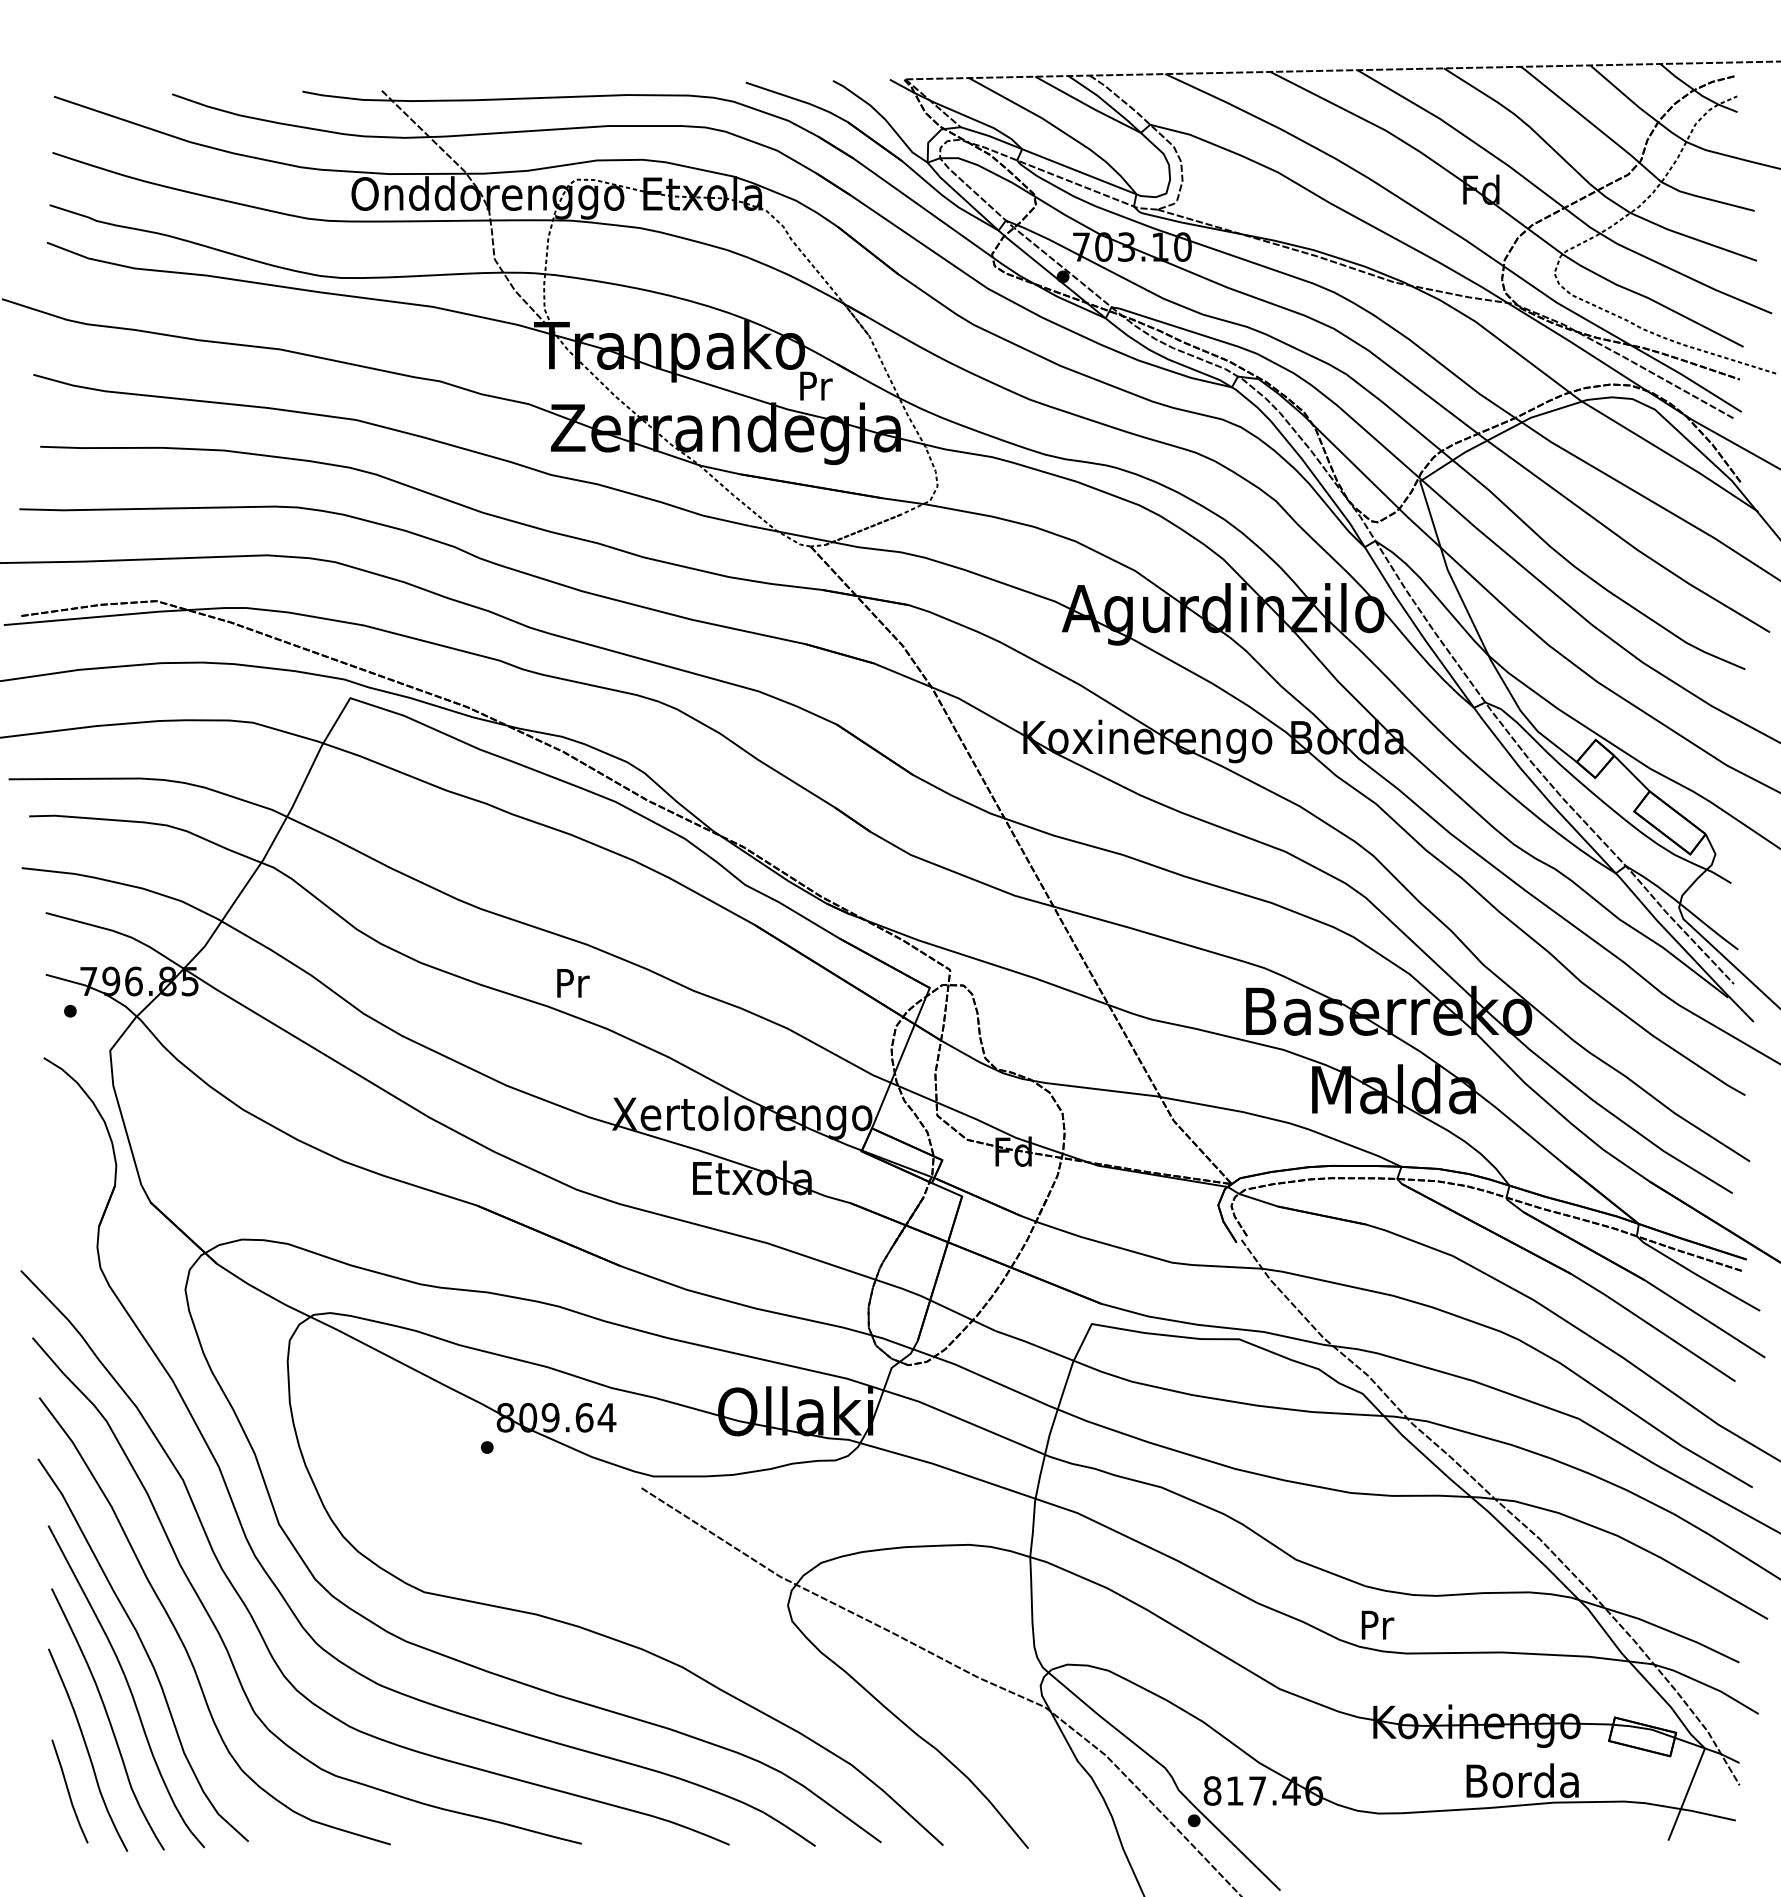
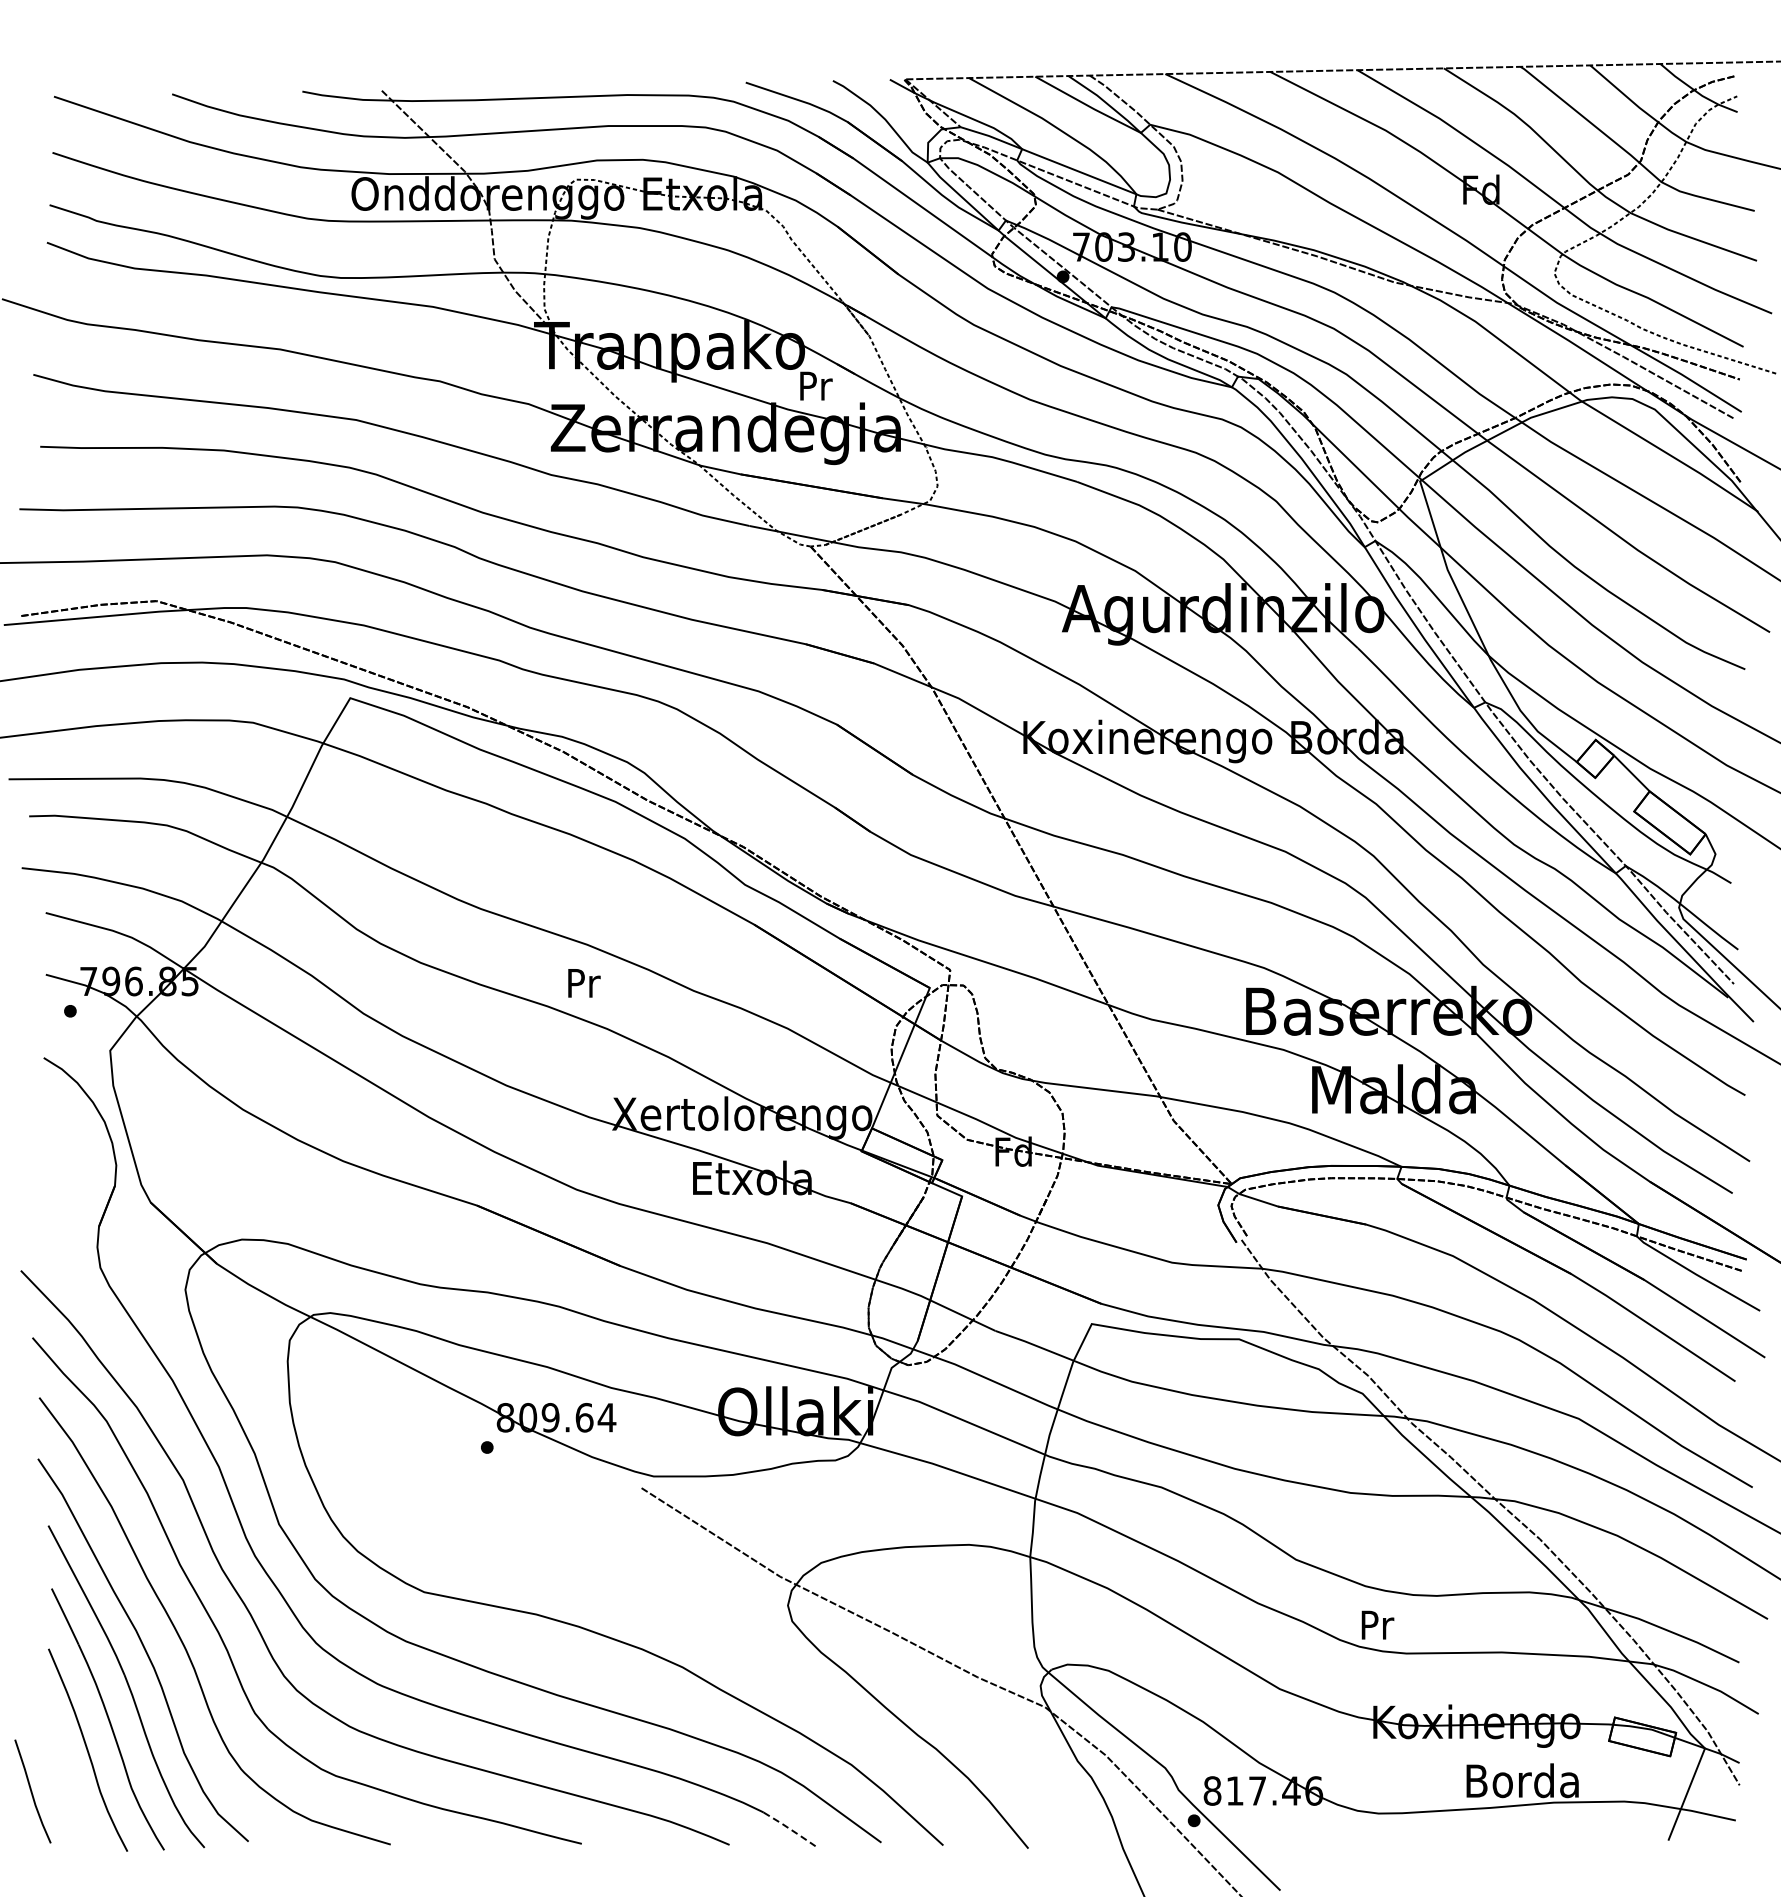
text position: (573, 983) -> (584, 983) (584, 983)
curve position: (69, 1791) -> (32, 1791) (32, 1791)
line: solid -> dashed (790, 1829)
